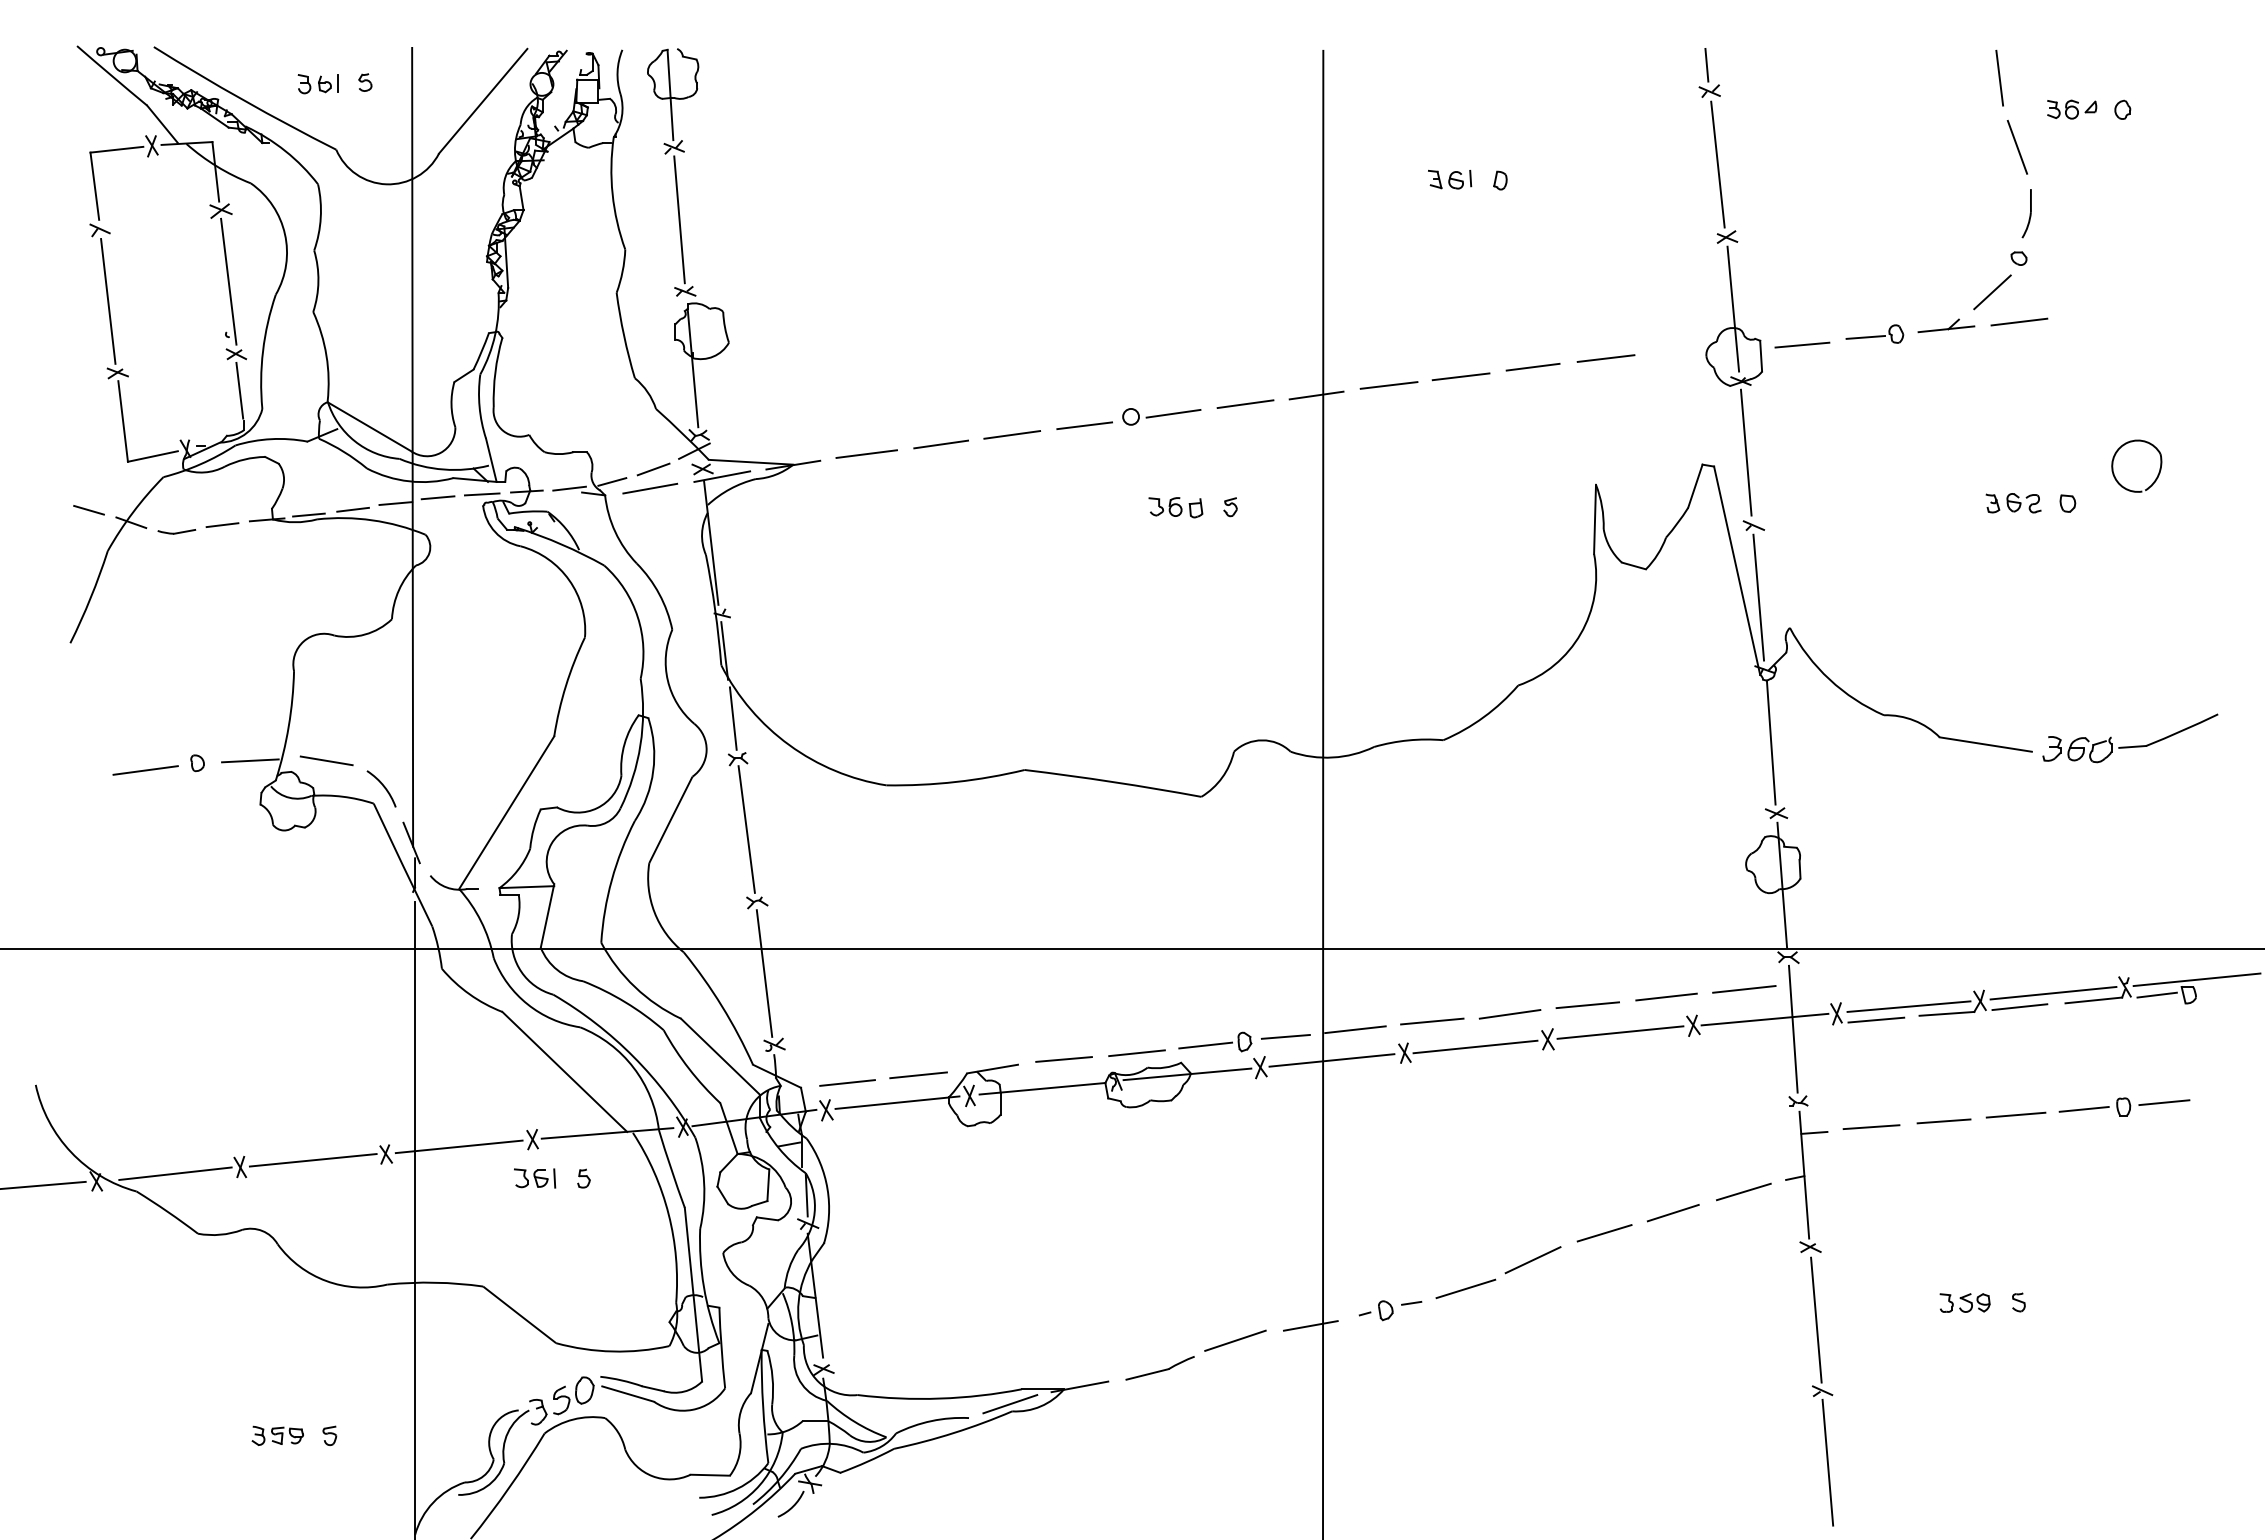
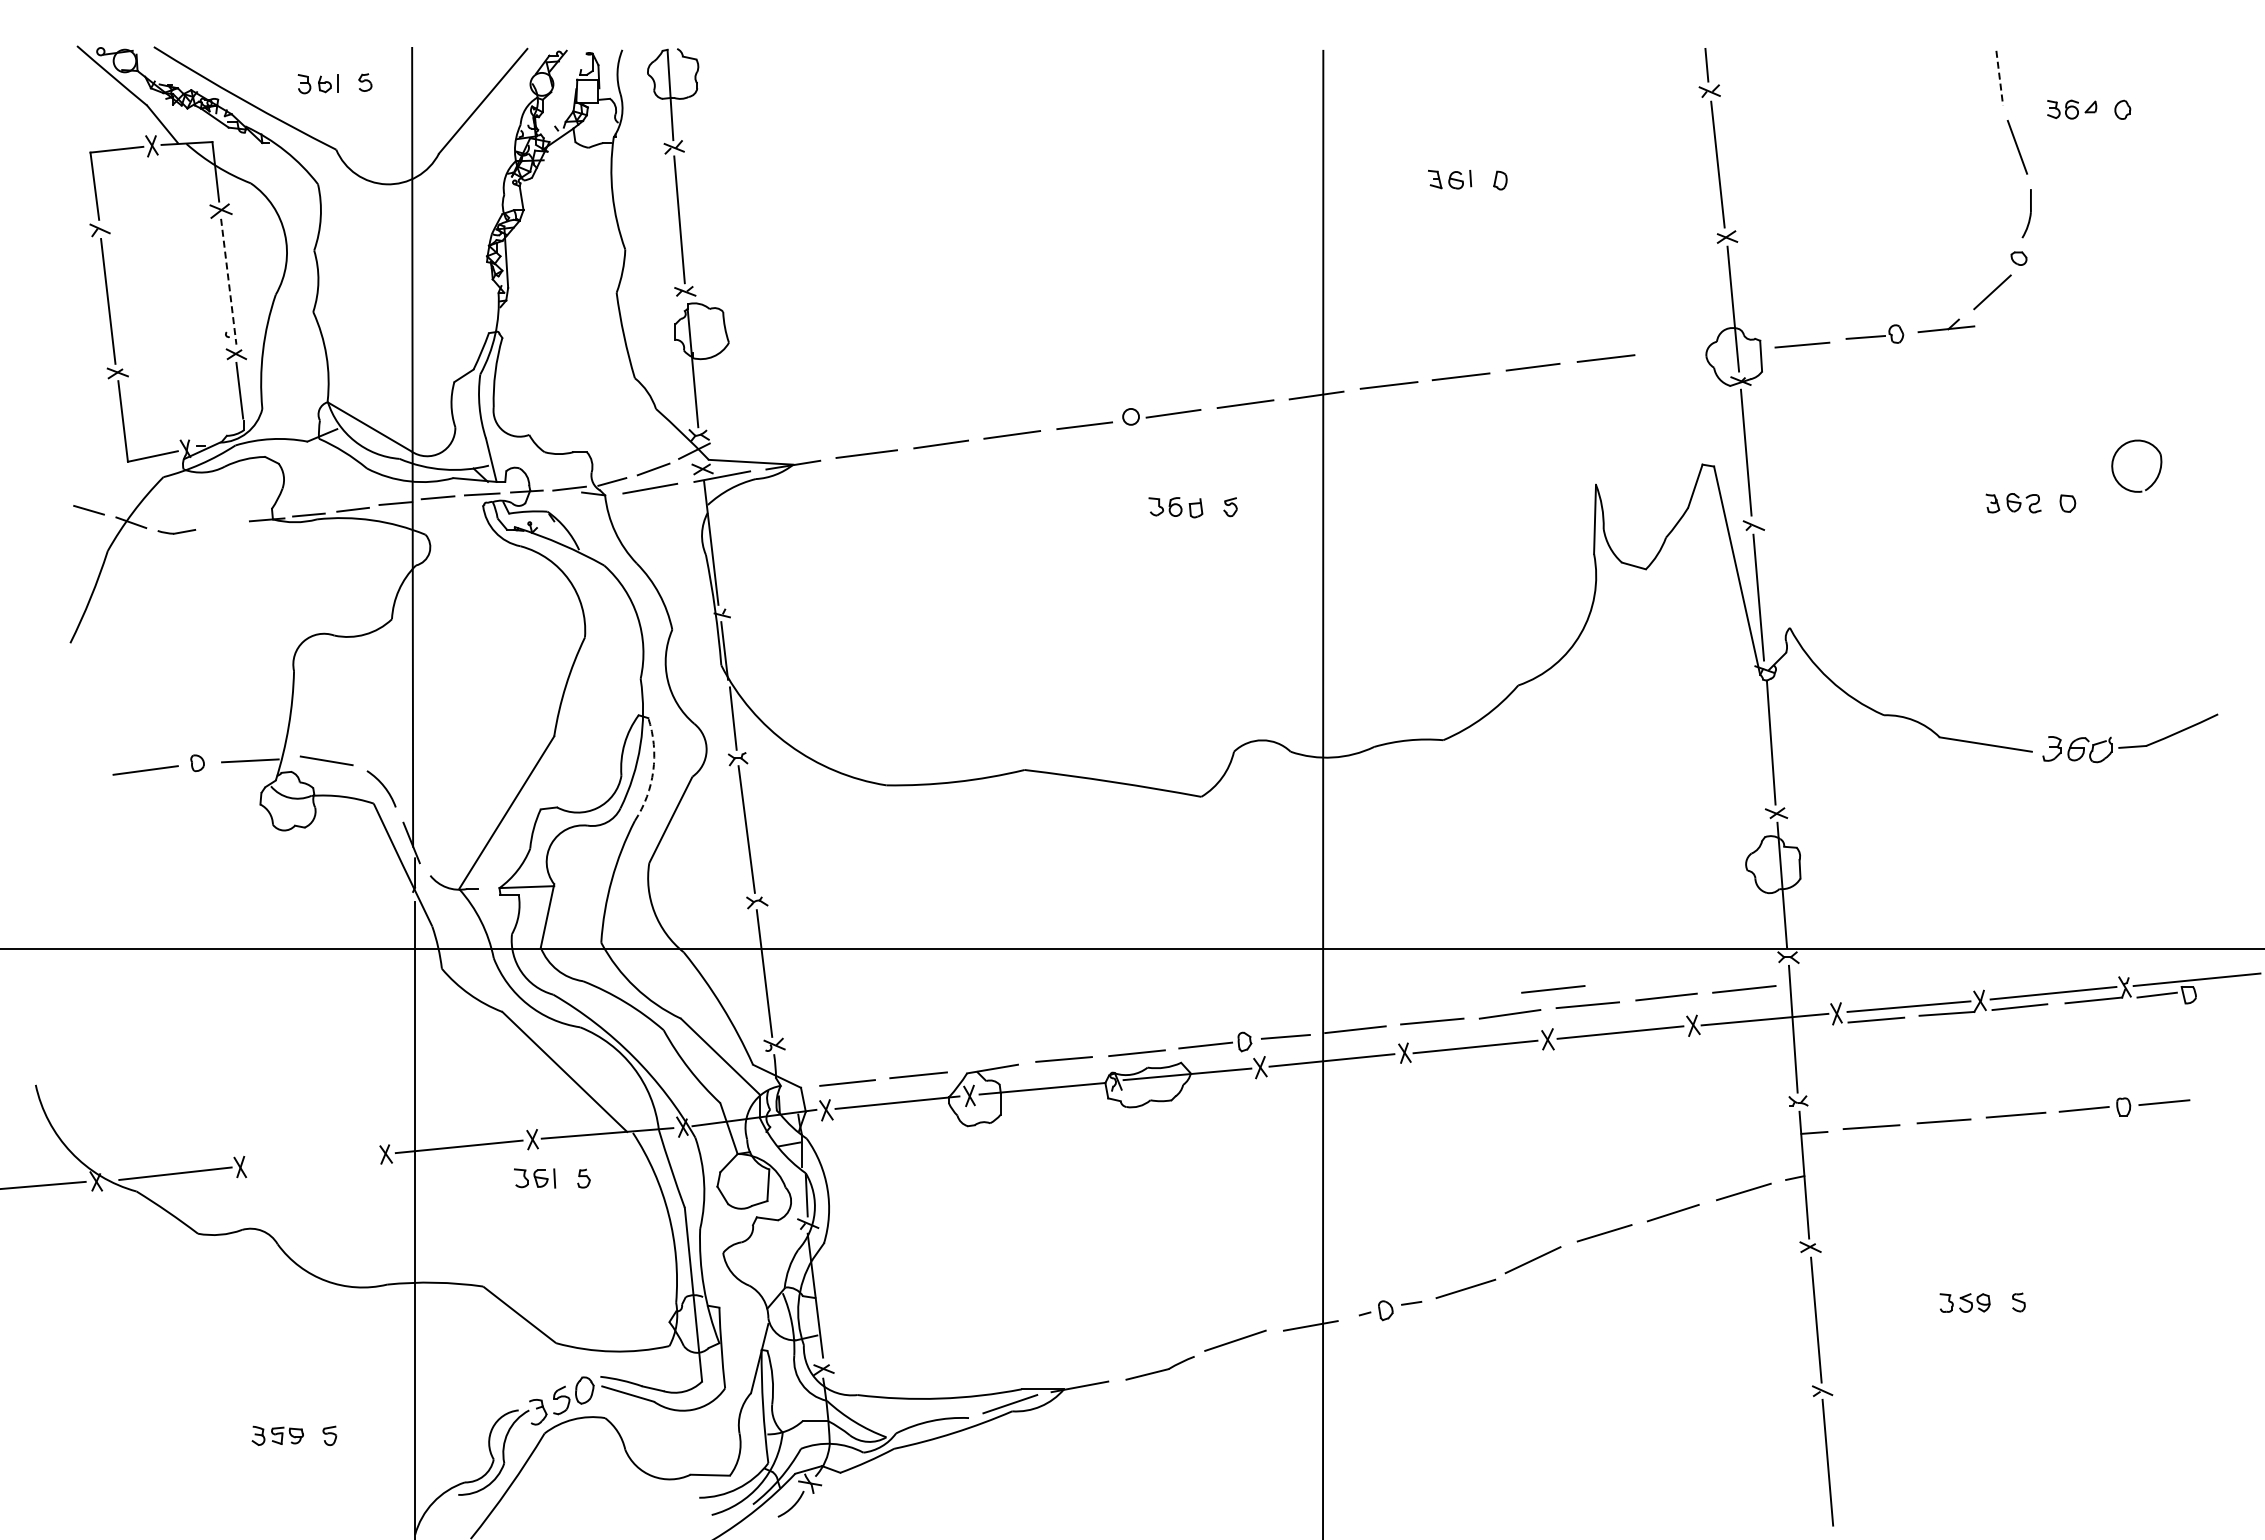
line: solid -> dashed (1999, 78)
line: solid -> dashed (228, 282)
line: present -> none (2019, 321)
line: present -> none (222, 525)
arc: solid -> dashed (653, 771)
line: none -> present (1553, 989)
line: present -> none (312, 1160)
